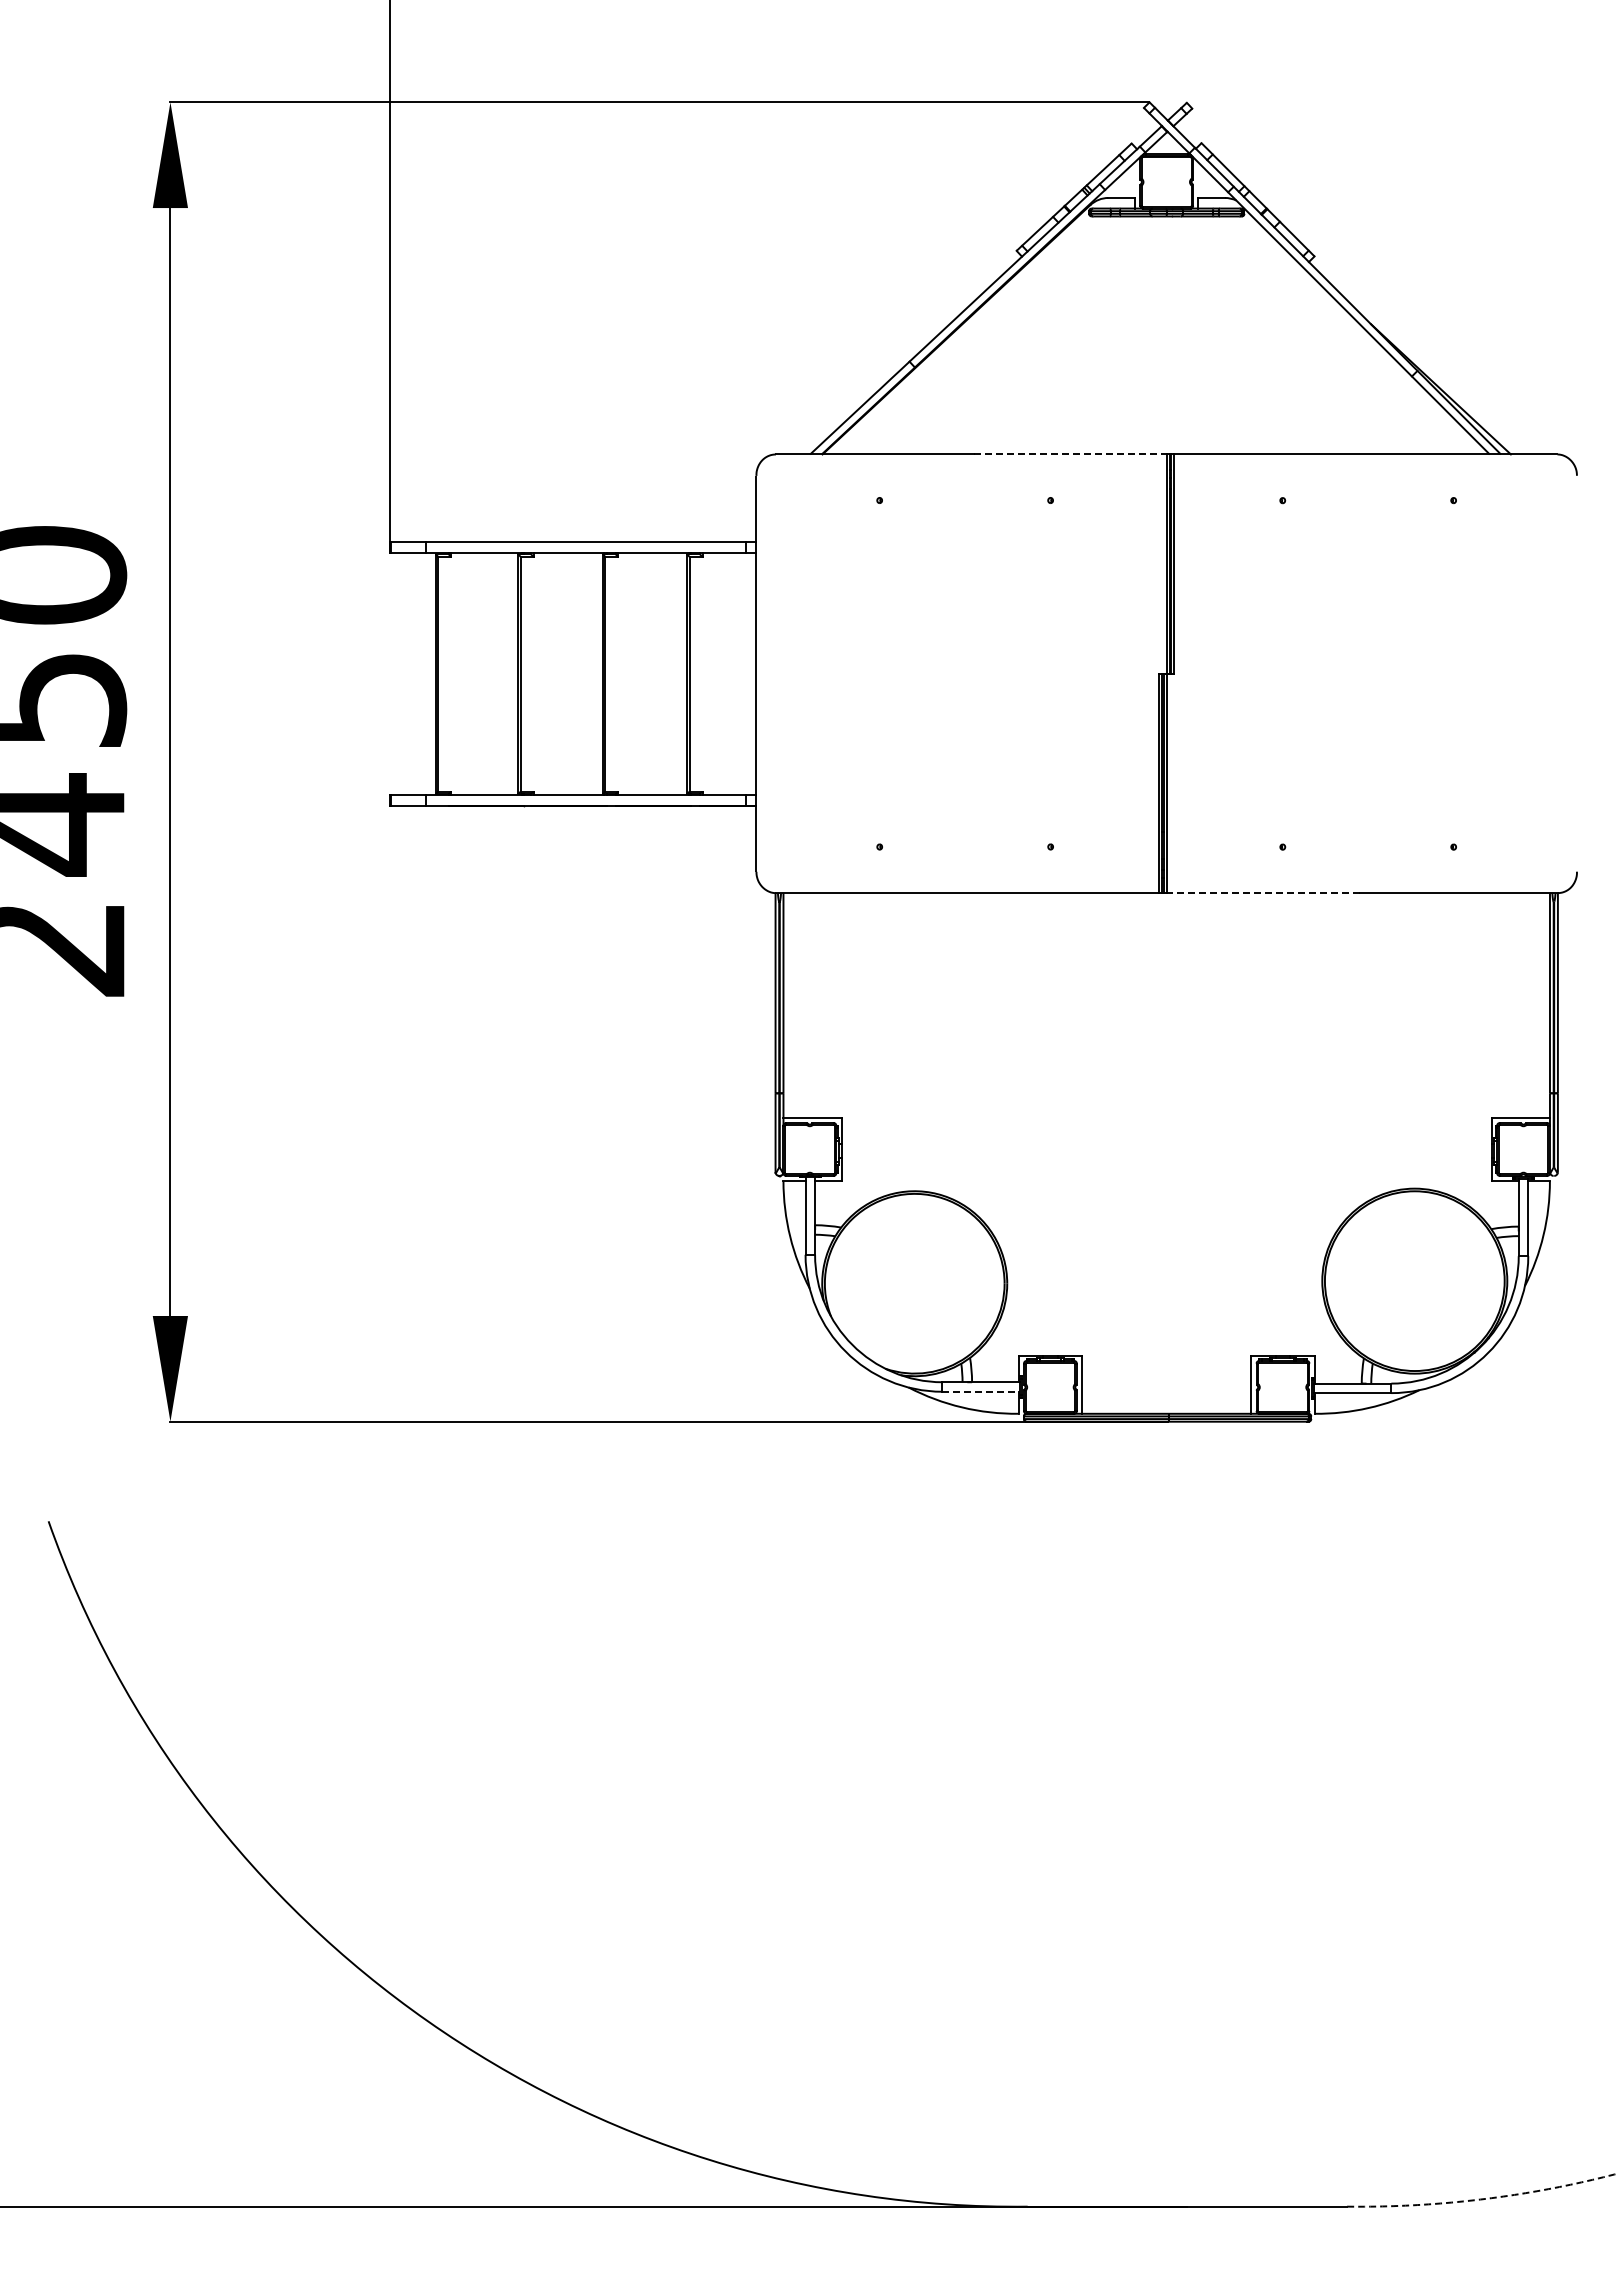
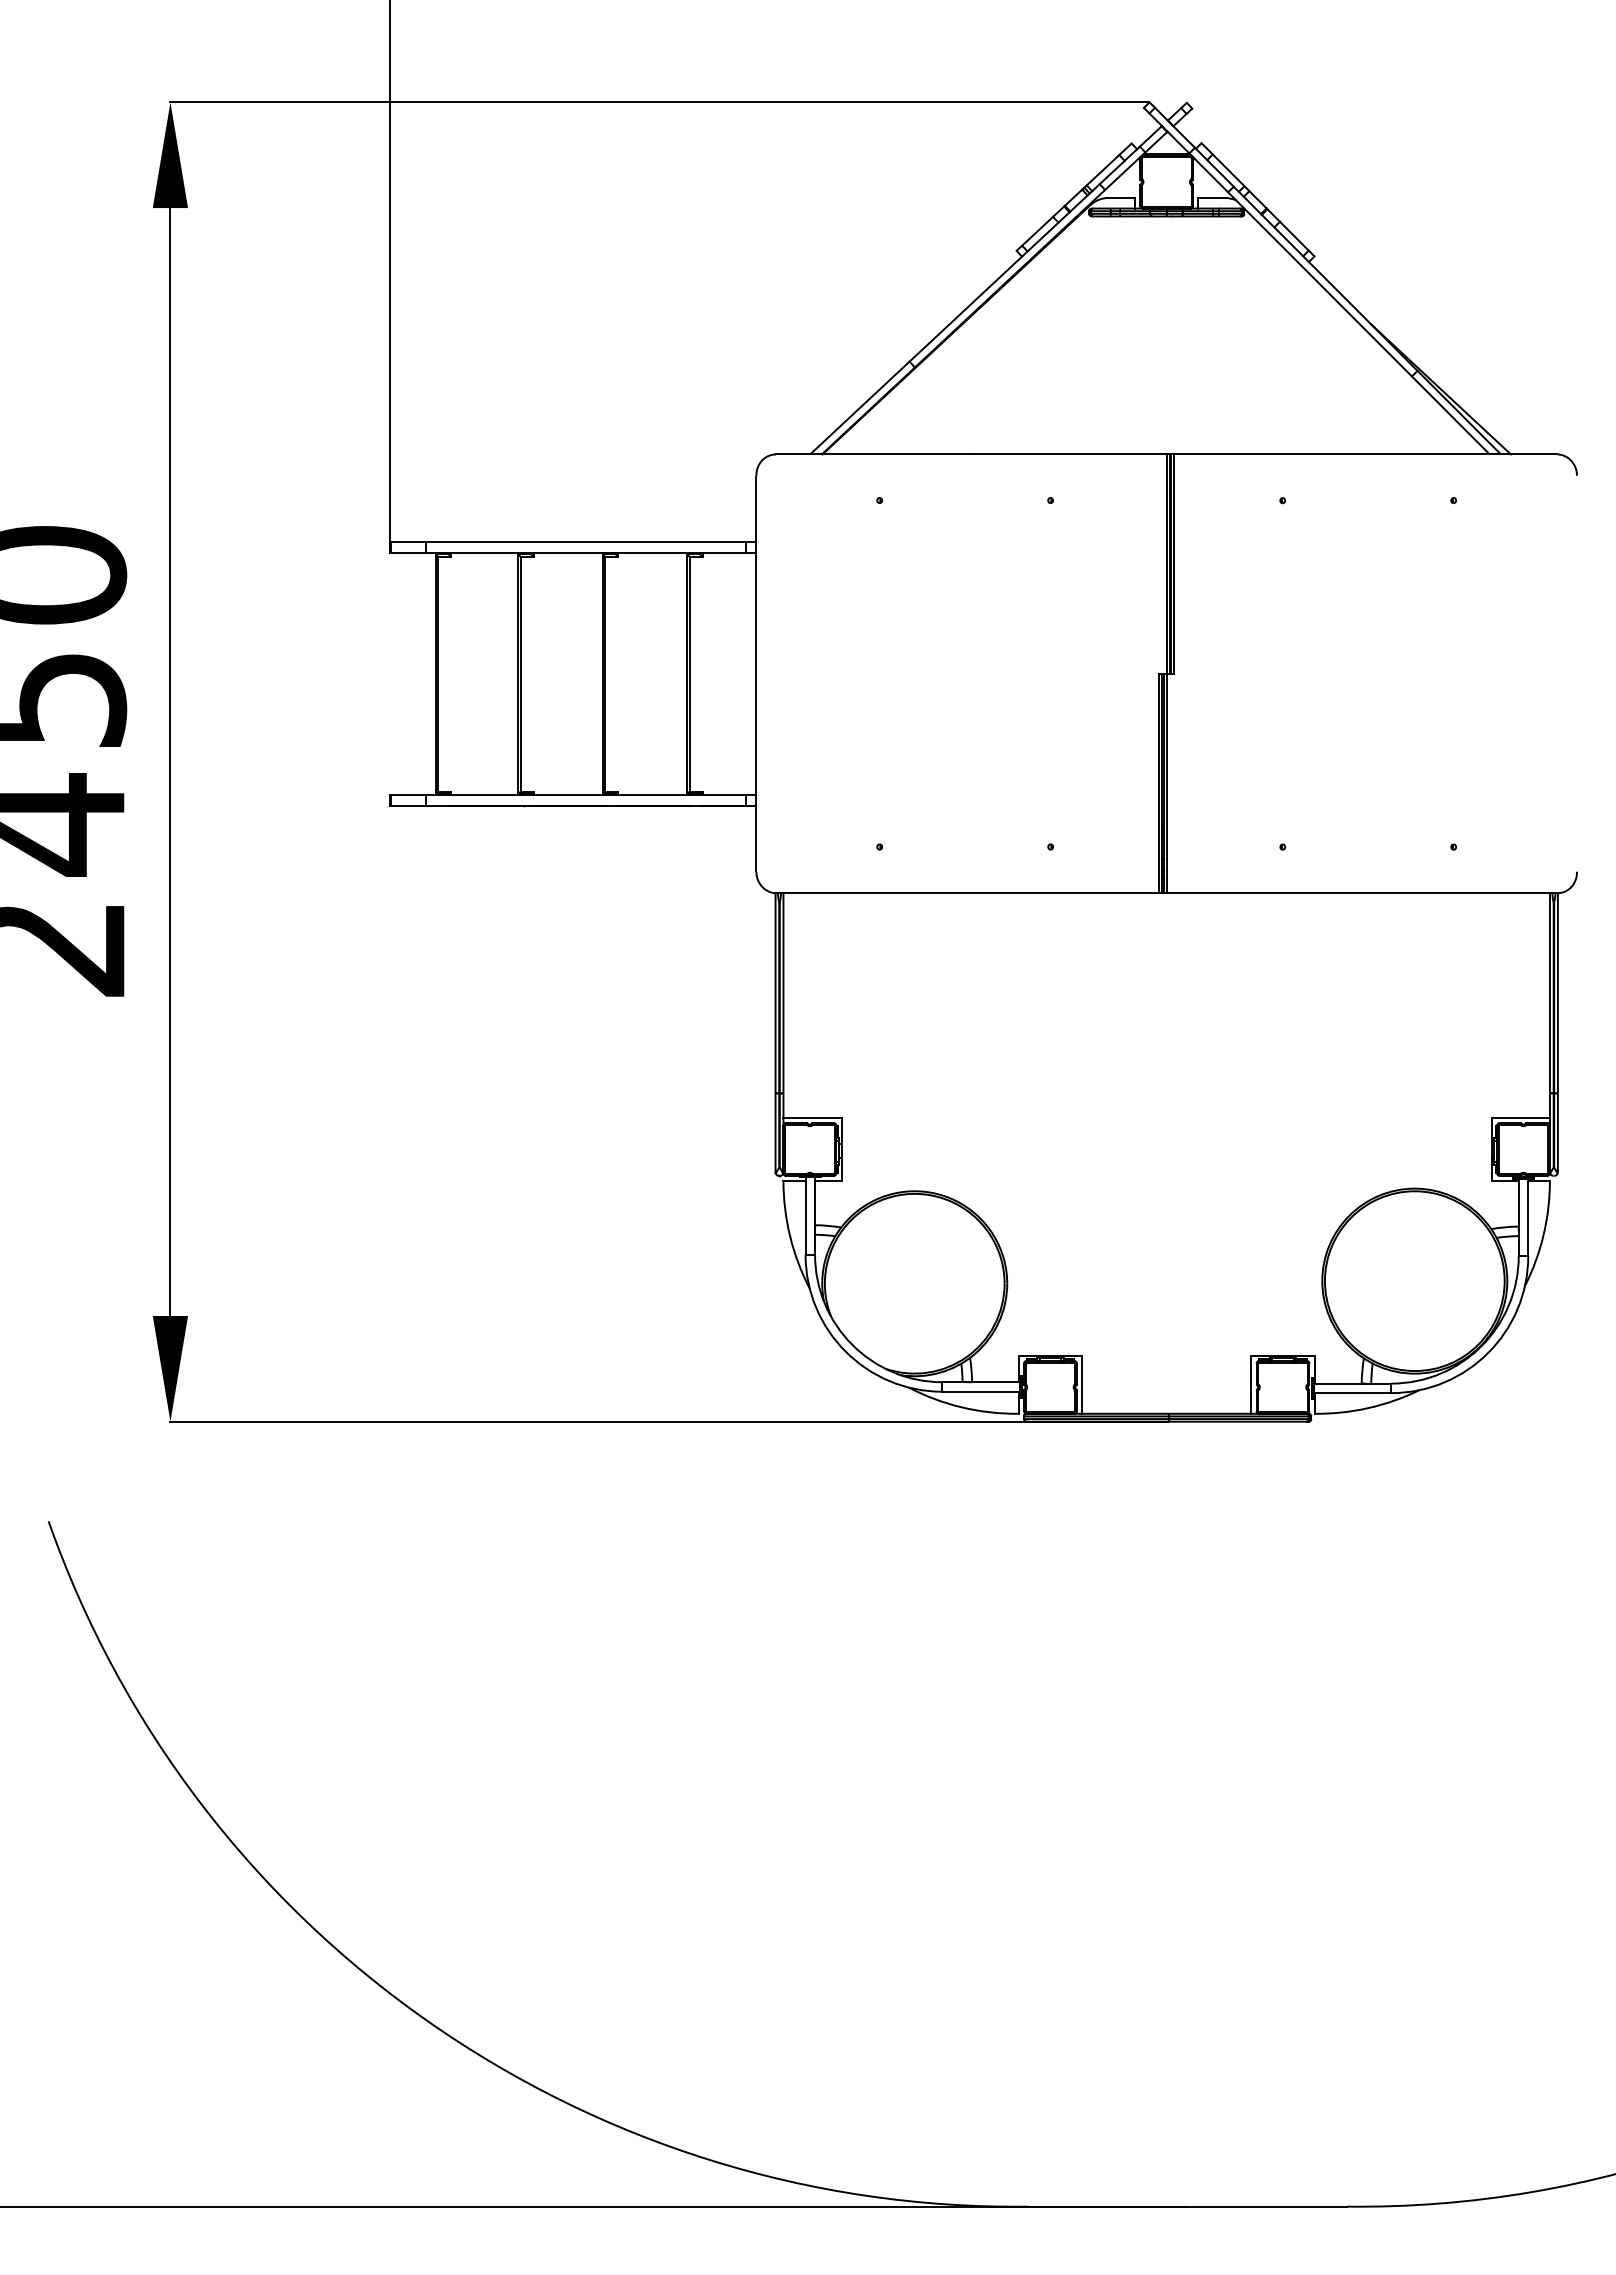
line: dashed -> solid (1070, 454)
line: dashed -> solid (1262, 893)
line: dashed -> solid (981, 1391)
arc: dashed -> solid (1483, 2199)
